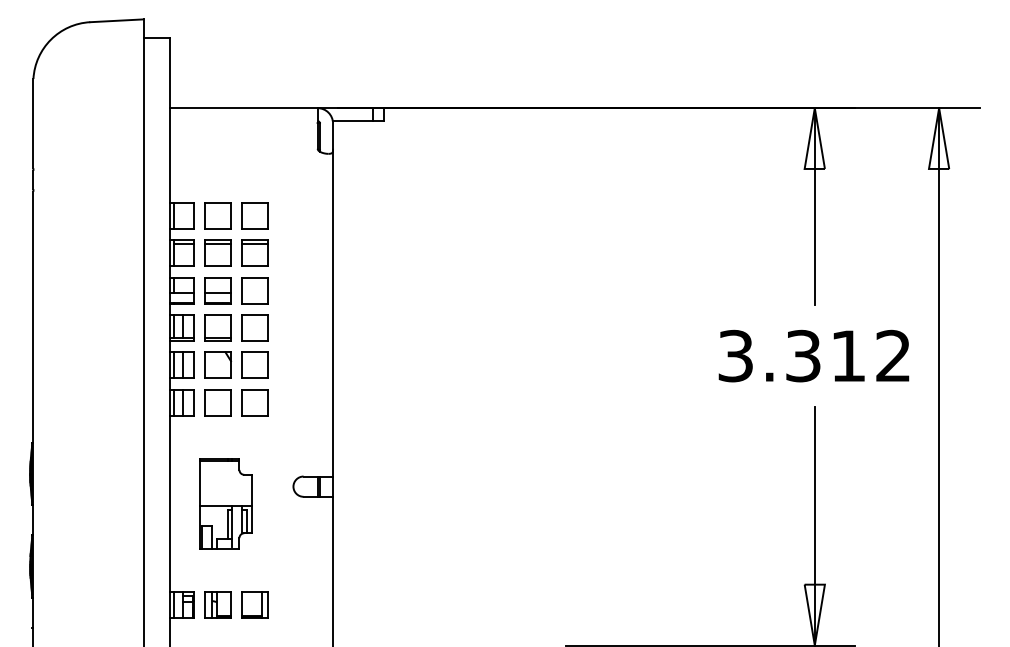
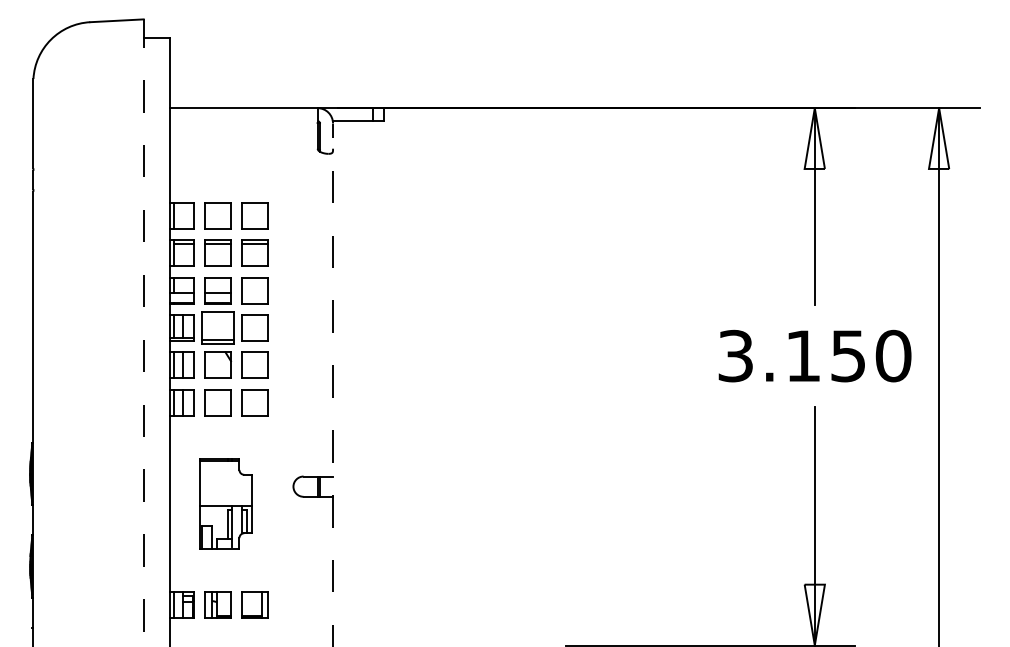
part size: 28x28 px -> 34x34 px (217, 327)
line: solid -> dashed (143, 332)
text: 3.312 -> 3.150 (848, 355)
line: solid -> dashed (333, 384)
